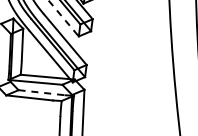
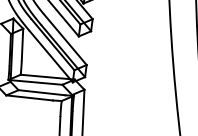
line: dashed -> solid (64, 18)
line: dashed -> solid (42, 92)
